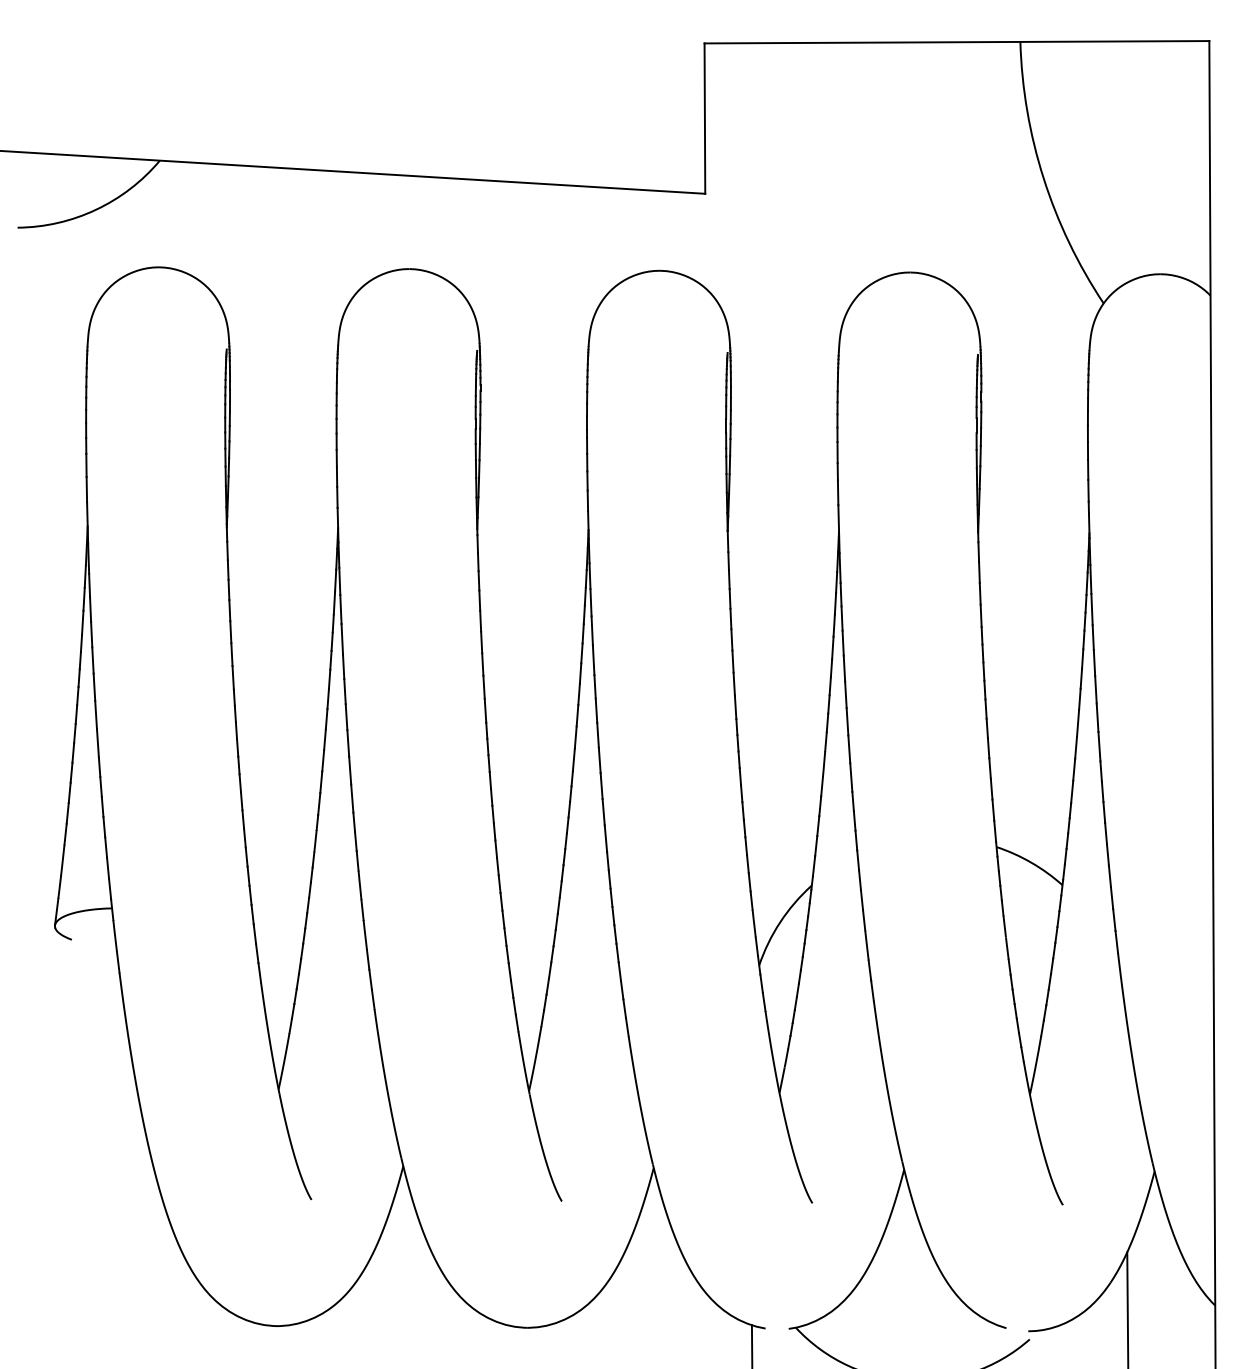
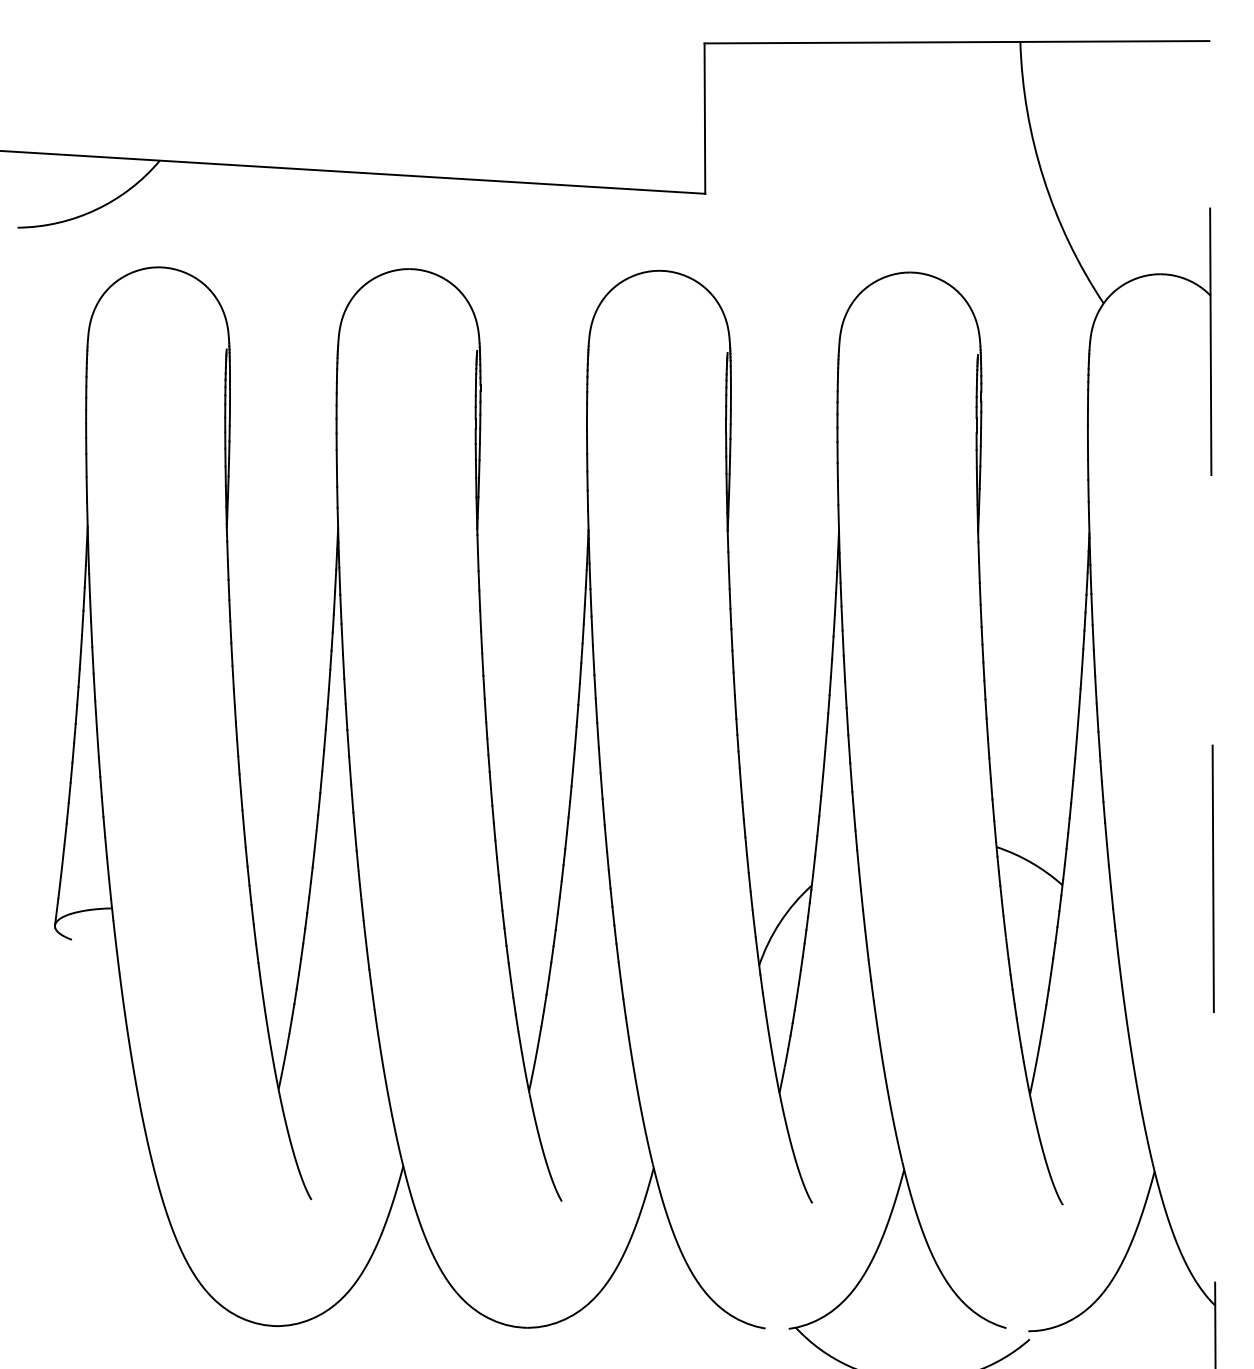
line: solid -> dashed (1212, 704)
line: present -> none (1127, 1308)
line: present -> none (751, 1345)
